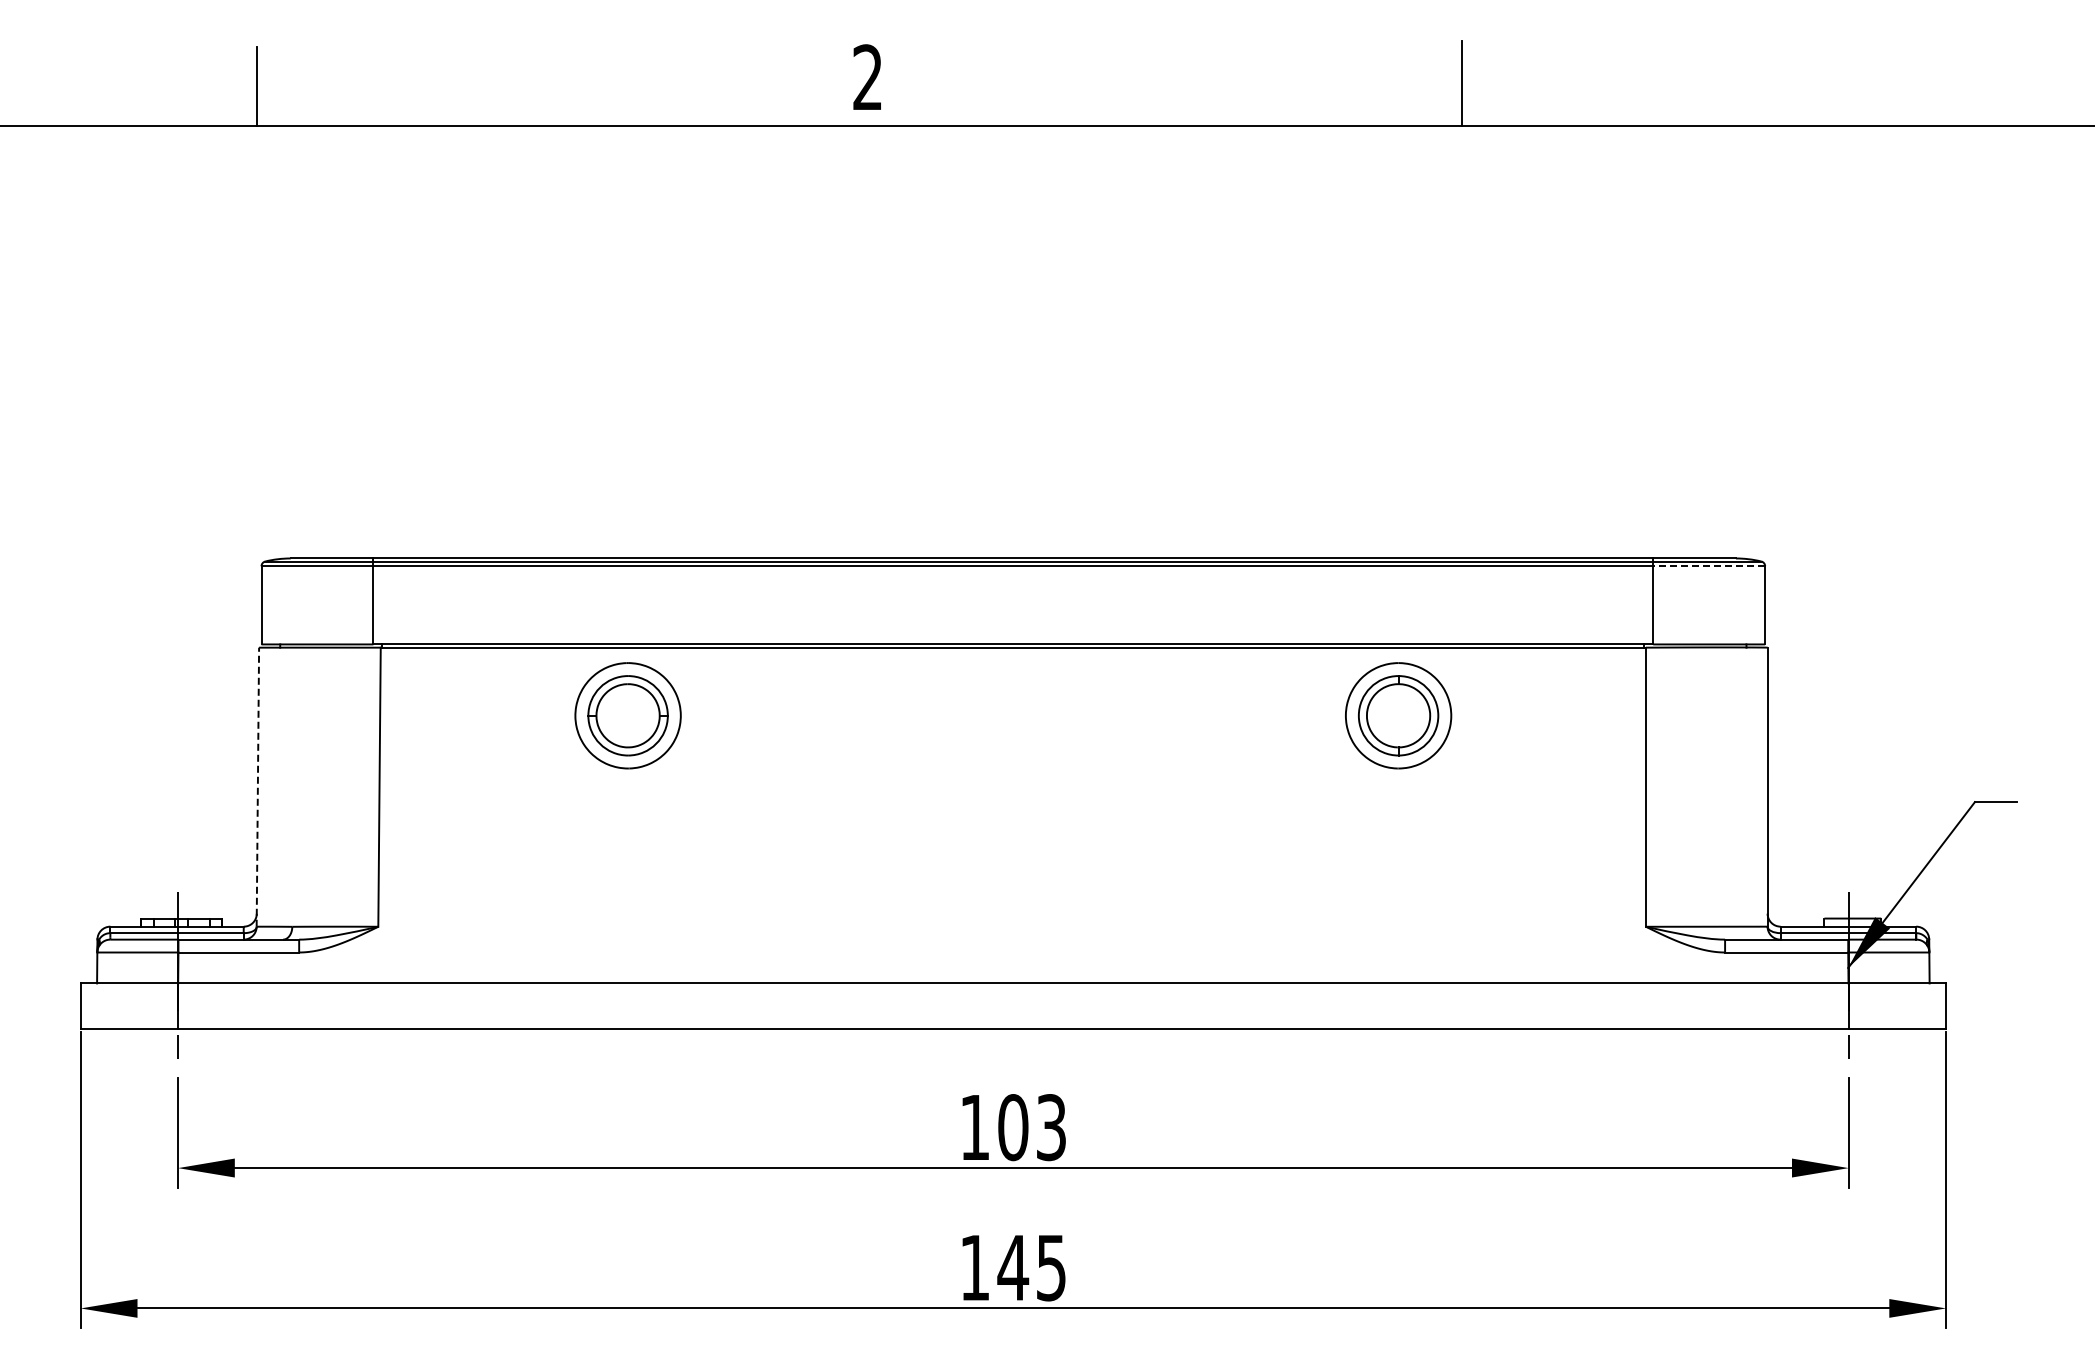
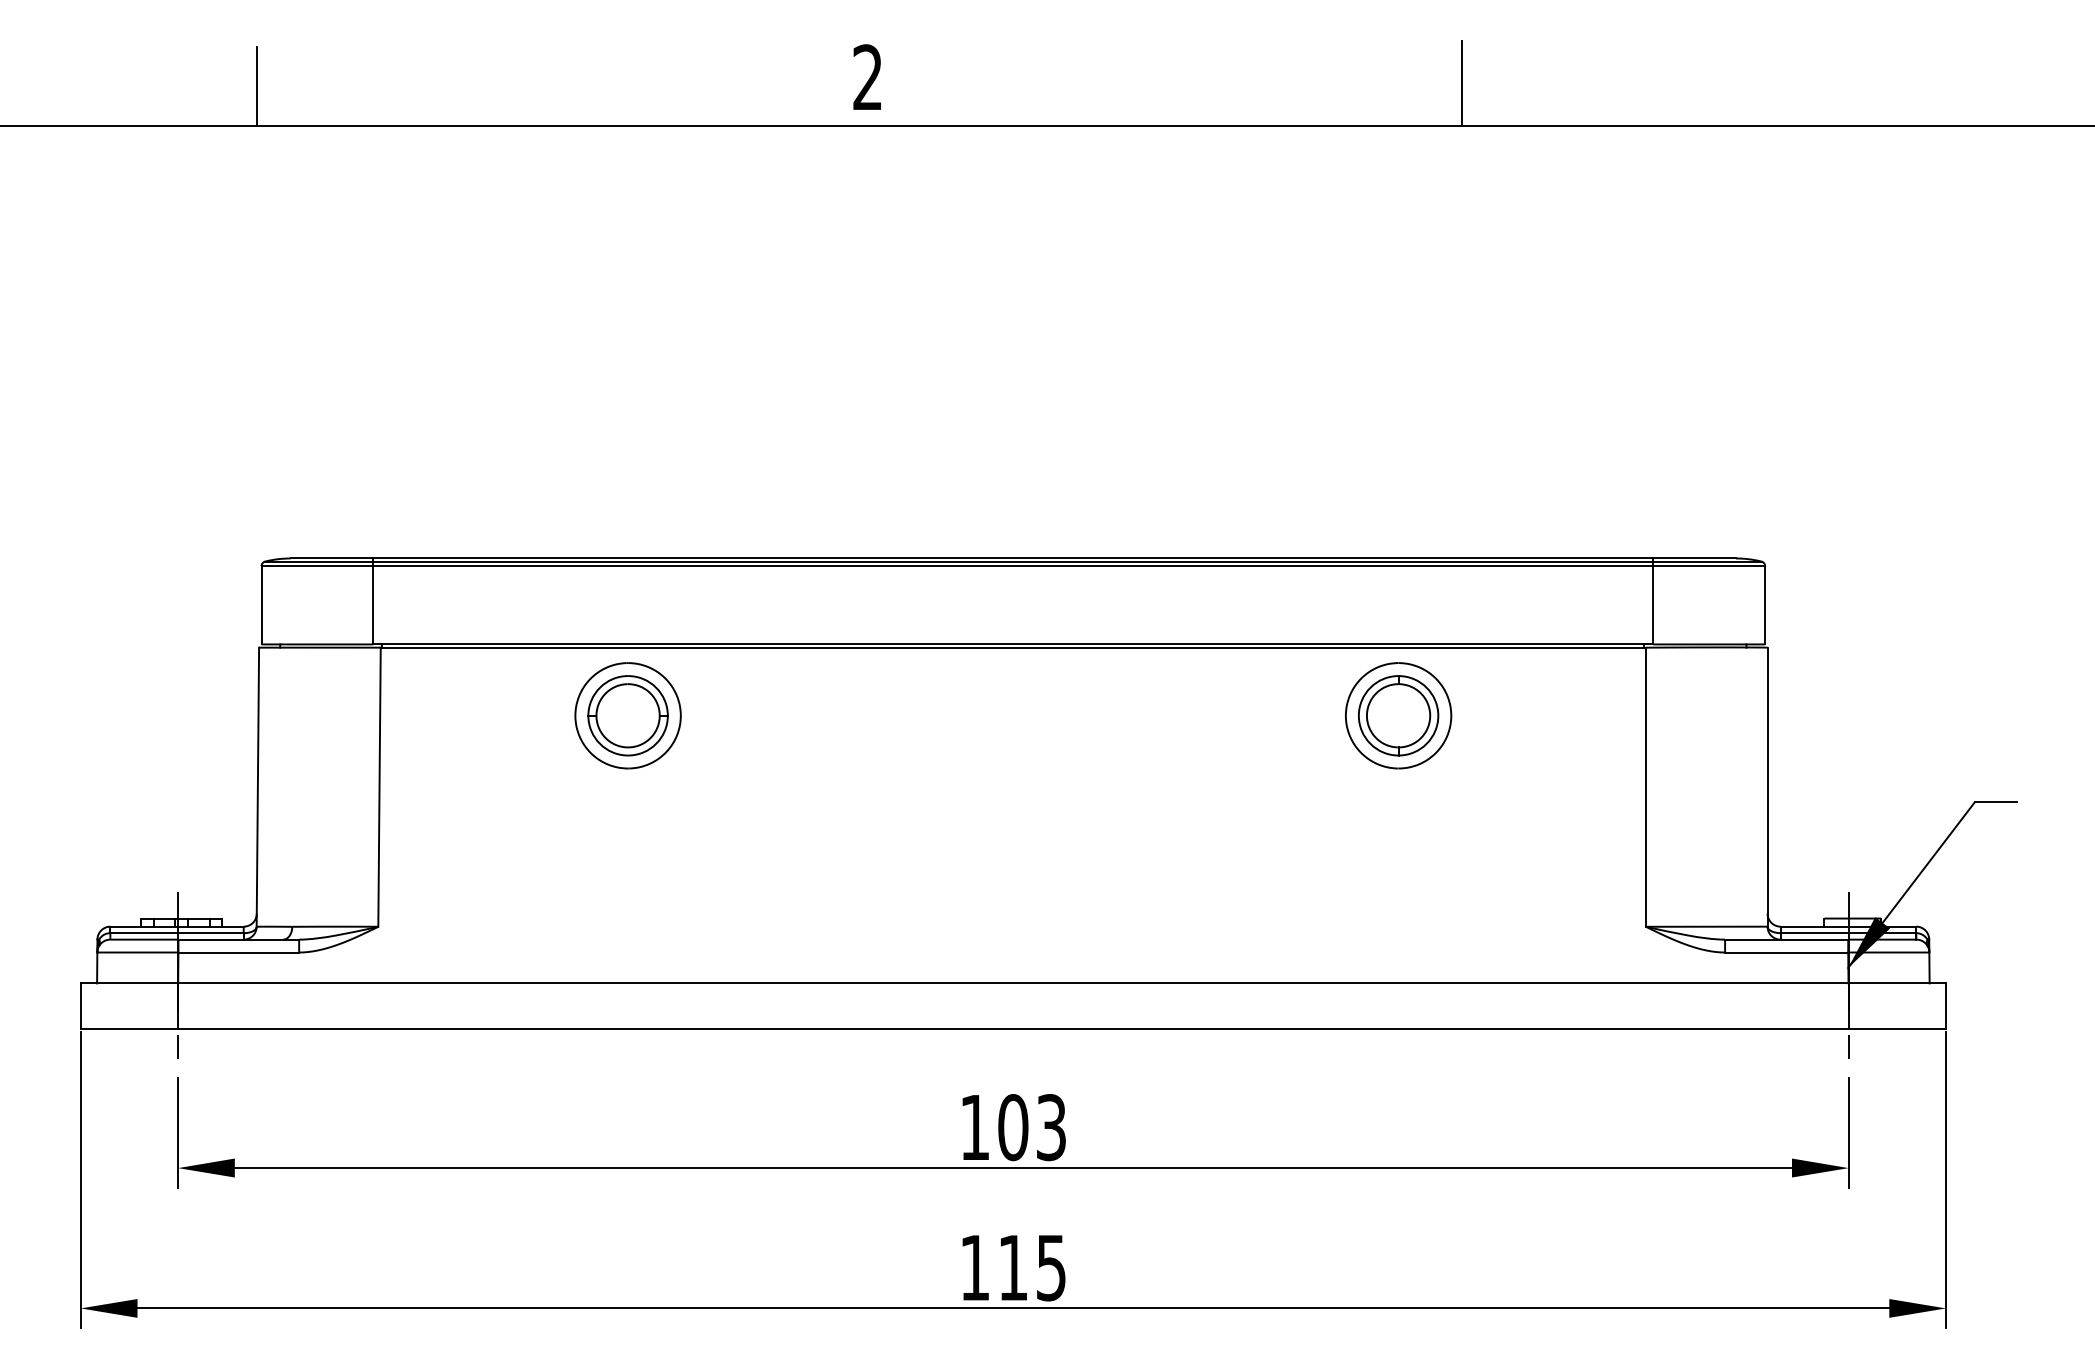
line: dashed -> solid (1709, 566)
line: dashed -> solid (257, 787)
text: 145 -> 115 (1013, 1267)
